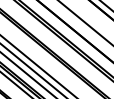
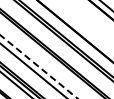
line: present -> none (85, 22)
line: solid -> dashed (38, 66)
line: present -> none (27, 74)
